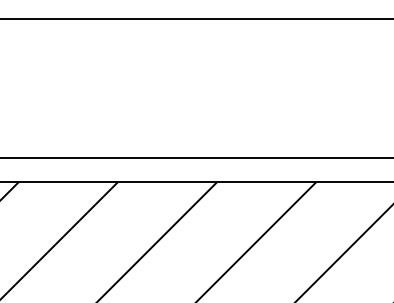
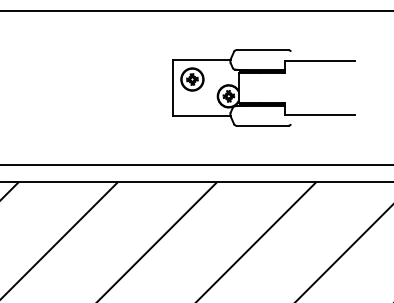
line position: (196, 18) -> (196, 10) (196, 10)
part: none -> present (263, 73)
line position: (196, 158) -> (196, 165) (196, 165)
